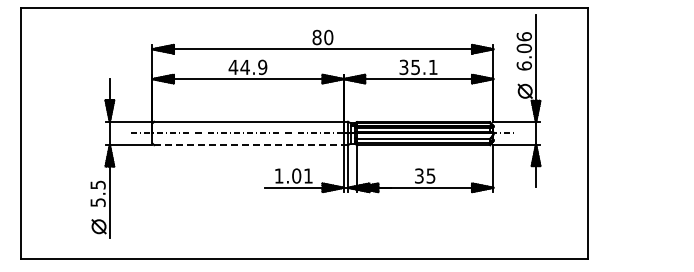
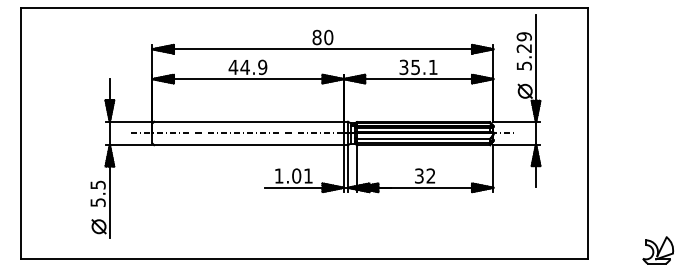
text: 6.06 -> 5.29 (523, 51)
line: dashed -> solid (249, 145)
text: 35 -> 32 (430, 175)
part: none -> present (658, 250)
